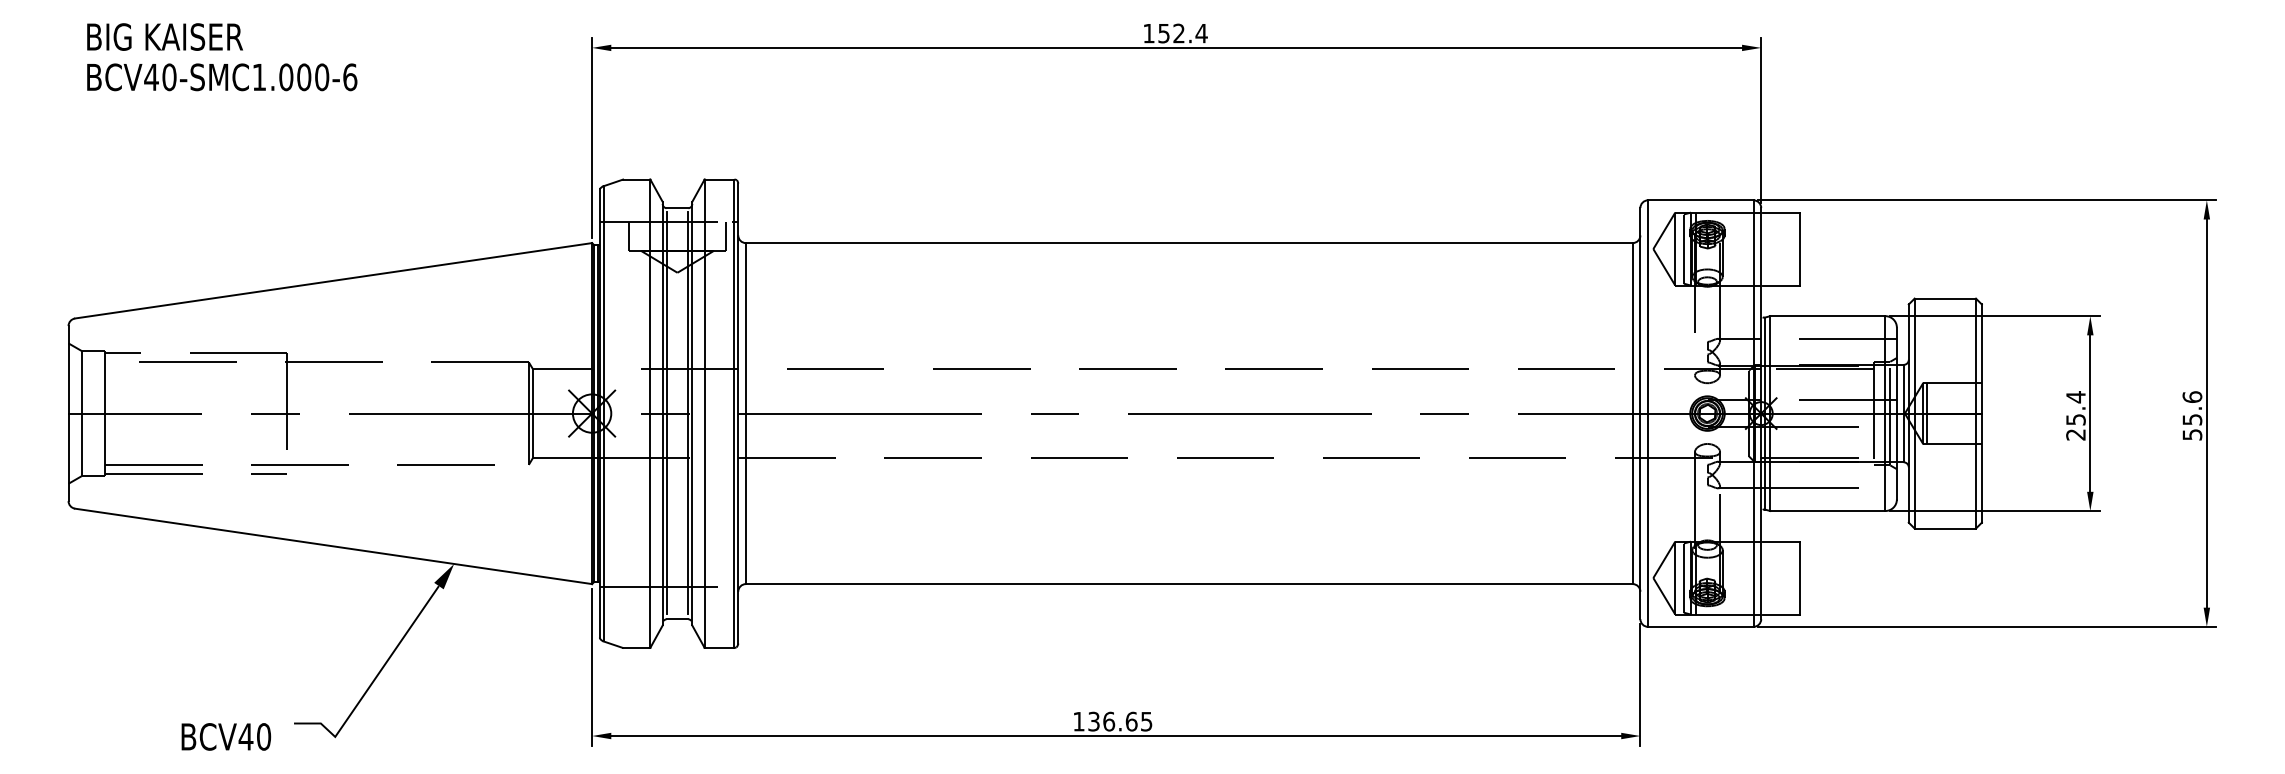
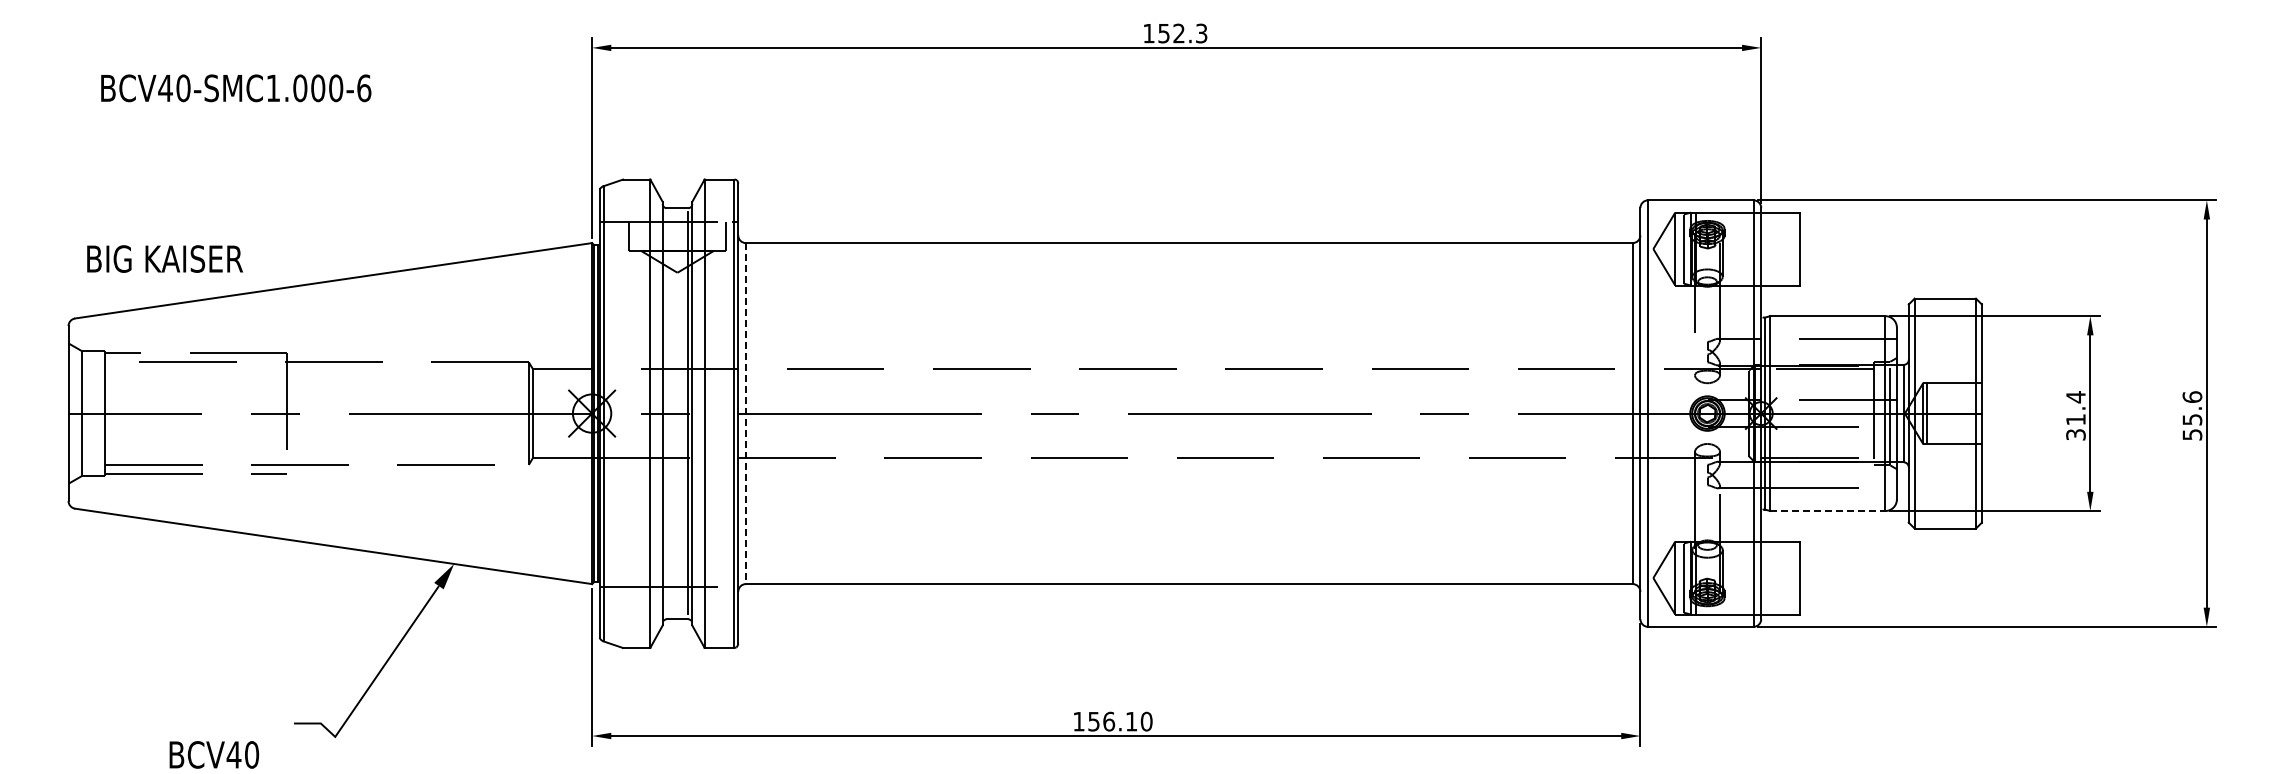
text: 152.4 -> 152.3 (1201, 33)
text position: (164, 36) -> (164, 258) (164, 258)
text position: (222, 77) -> (236, 88) (236, 88)
line: present -> none (666, 412)
line: solid -> dashed (745, 414)
text: 25.4 -> 31.4 (2075, 427)
line: solid -> dashed (1827, 511)
text: 136.65 -> 156.10 (1120, 721)
text position: (226, 736) -> (214, 754) (214, 754)
